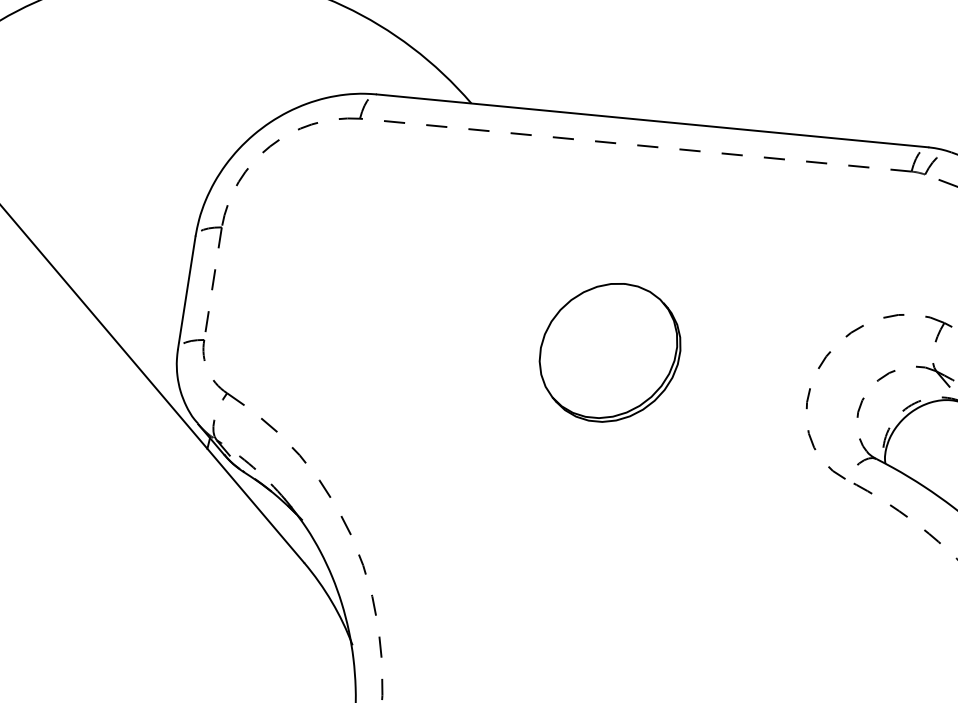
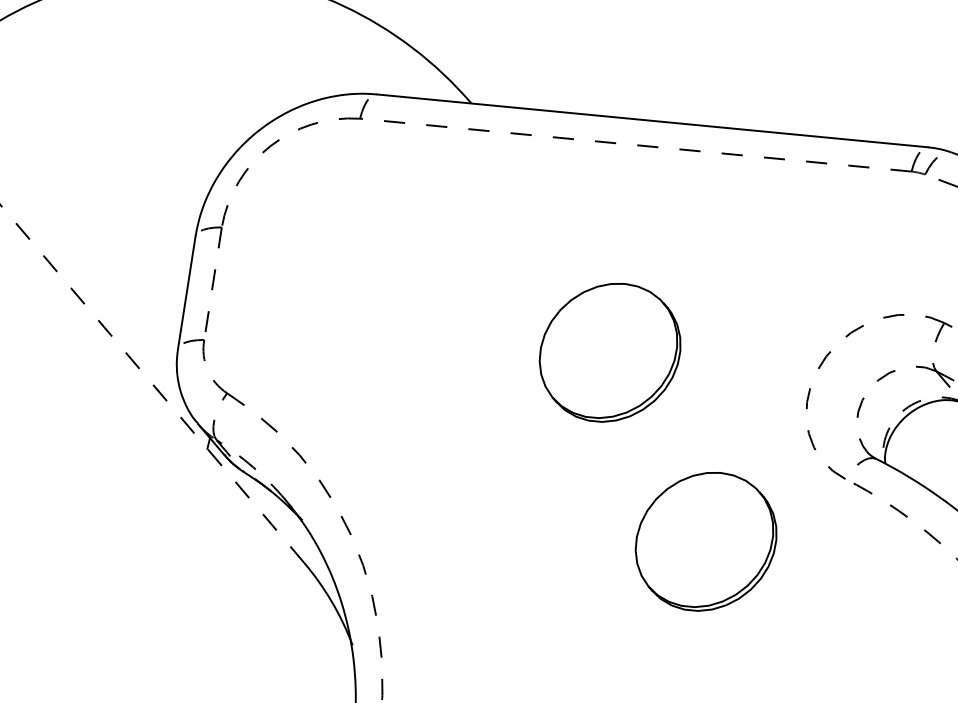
line: solid -> dashed (152, 383)
part: none -> present (705, 541)
